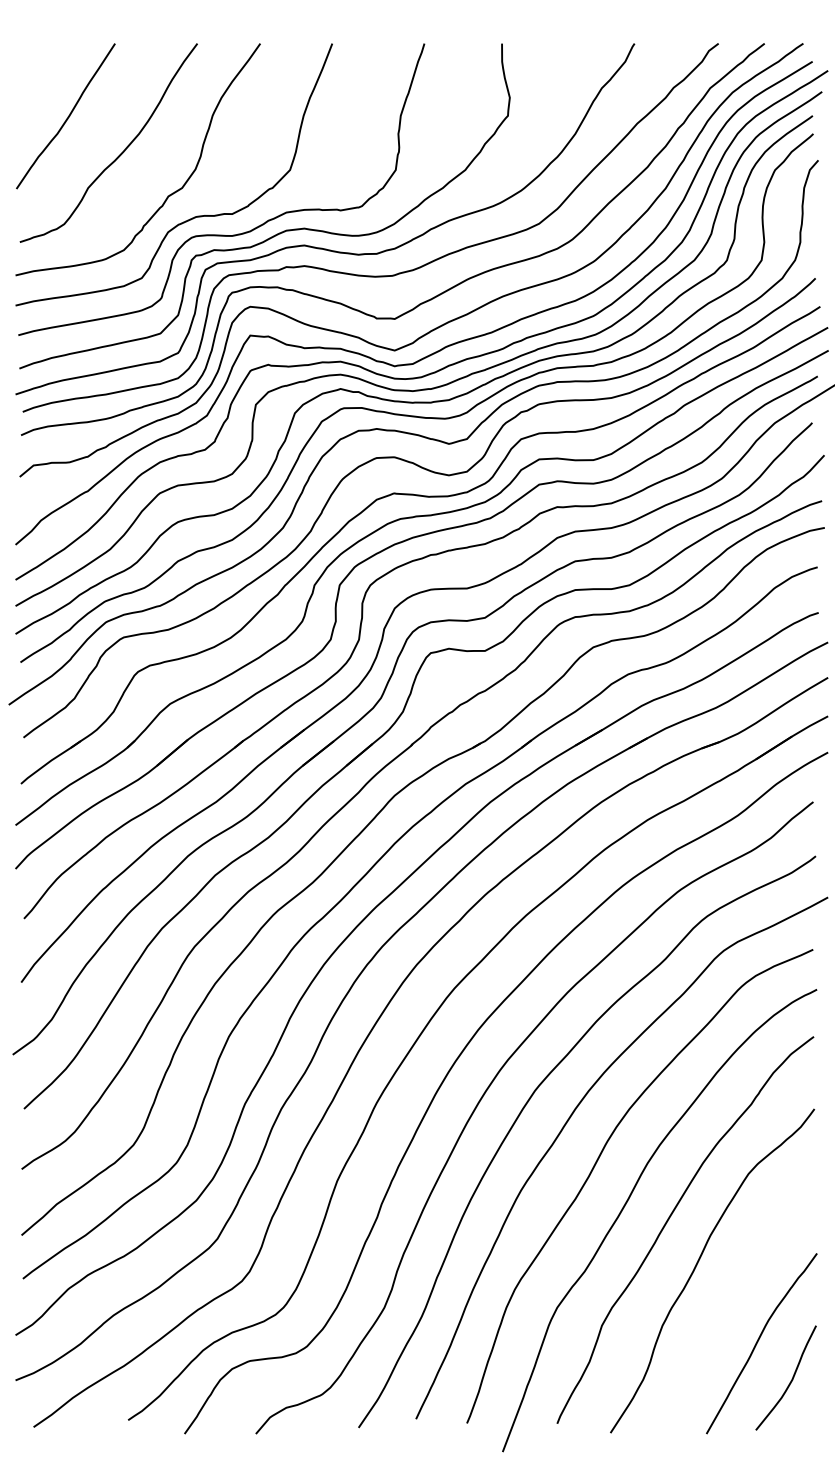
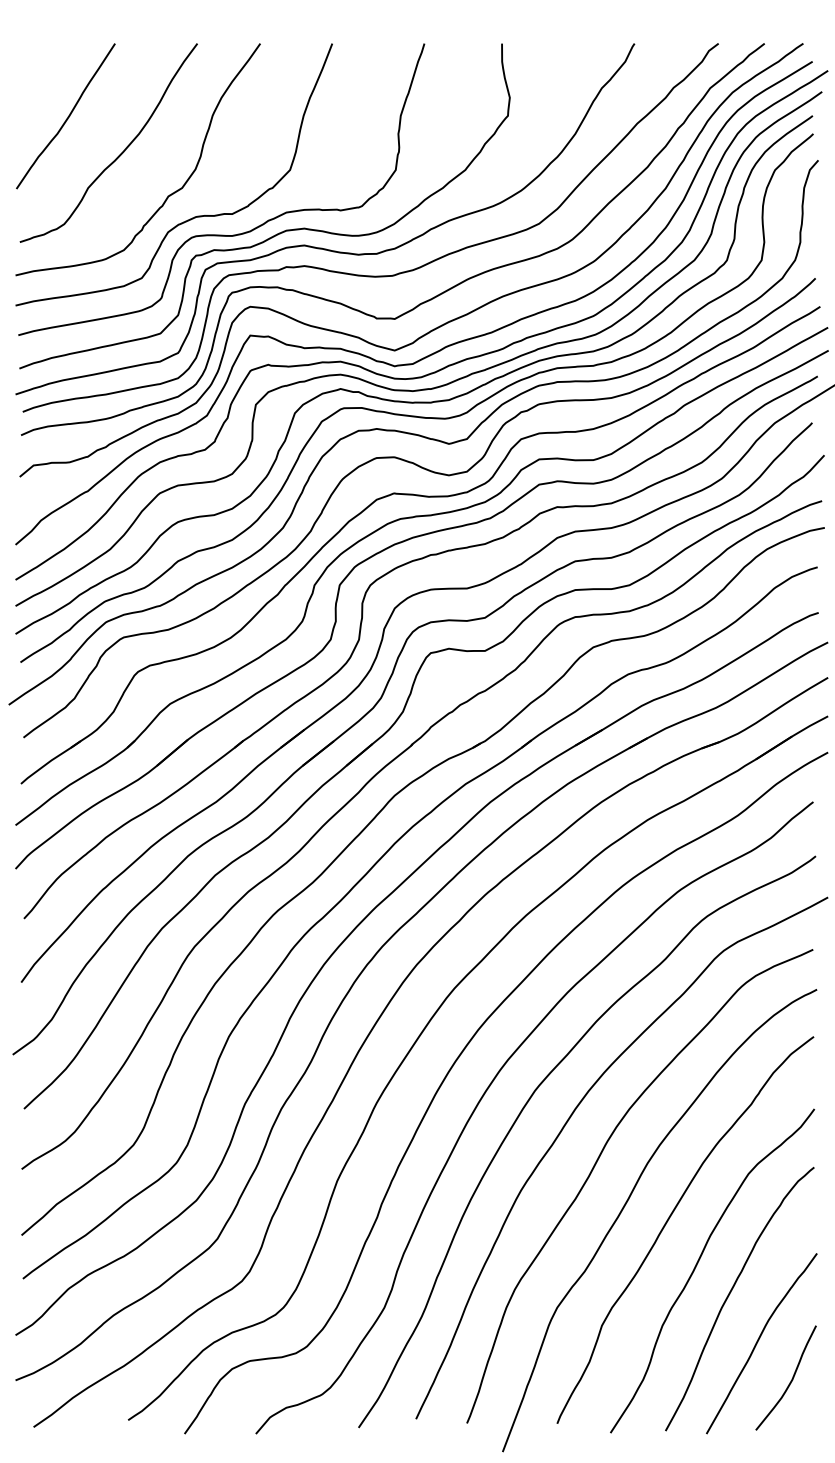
curve: none -> present (730, 1294)
